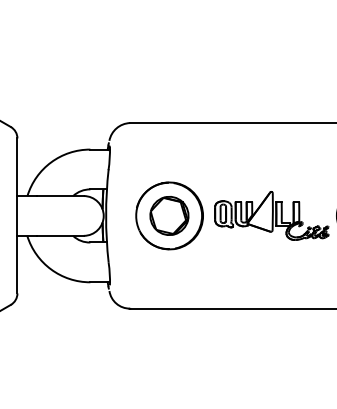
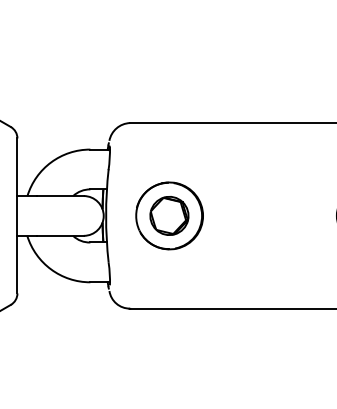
part: present -> none (271, 215)
